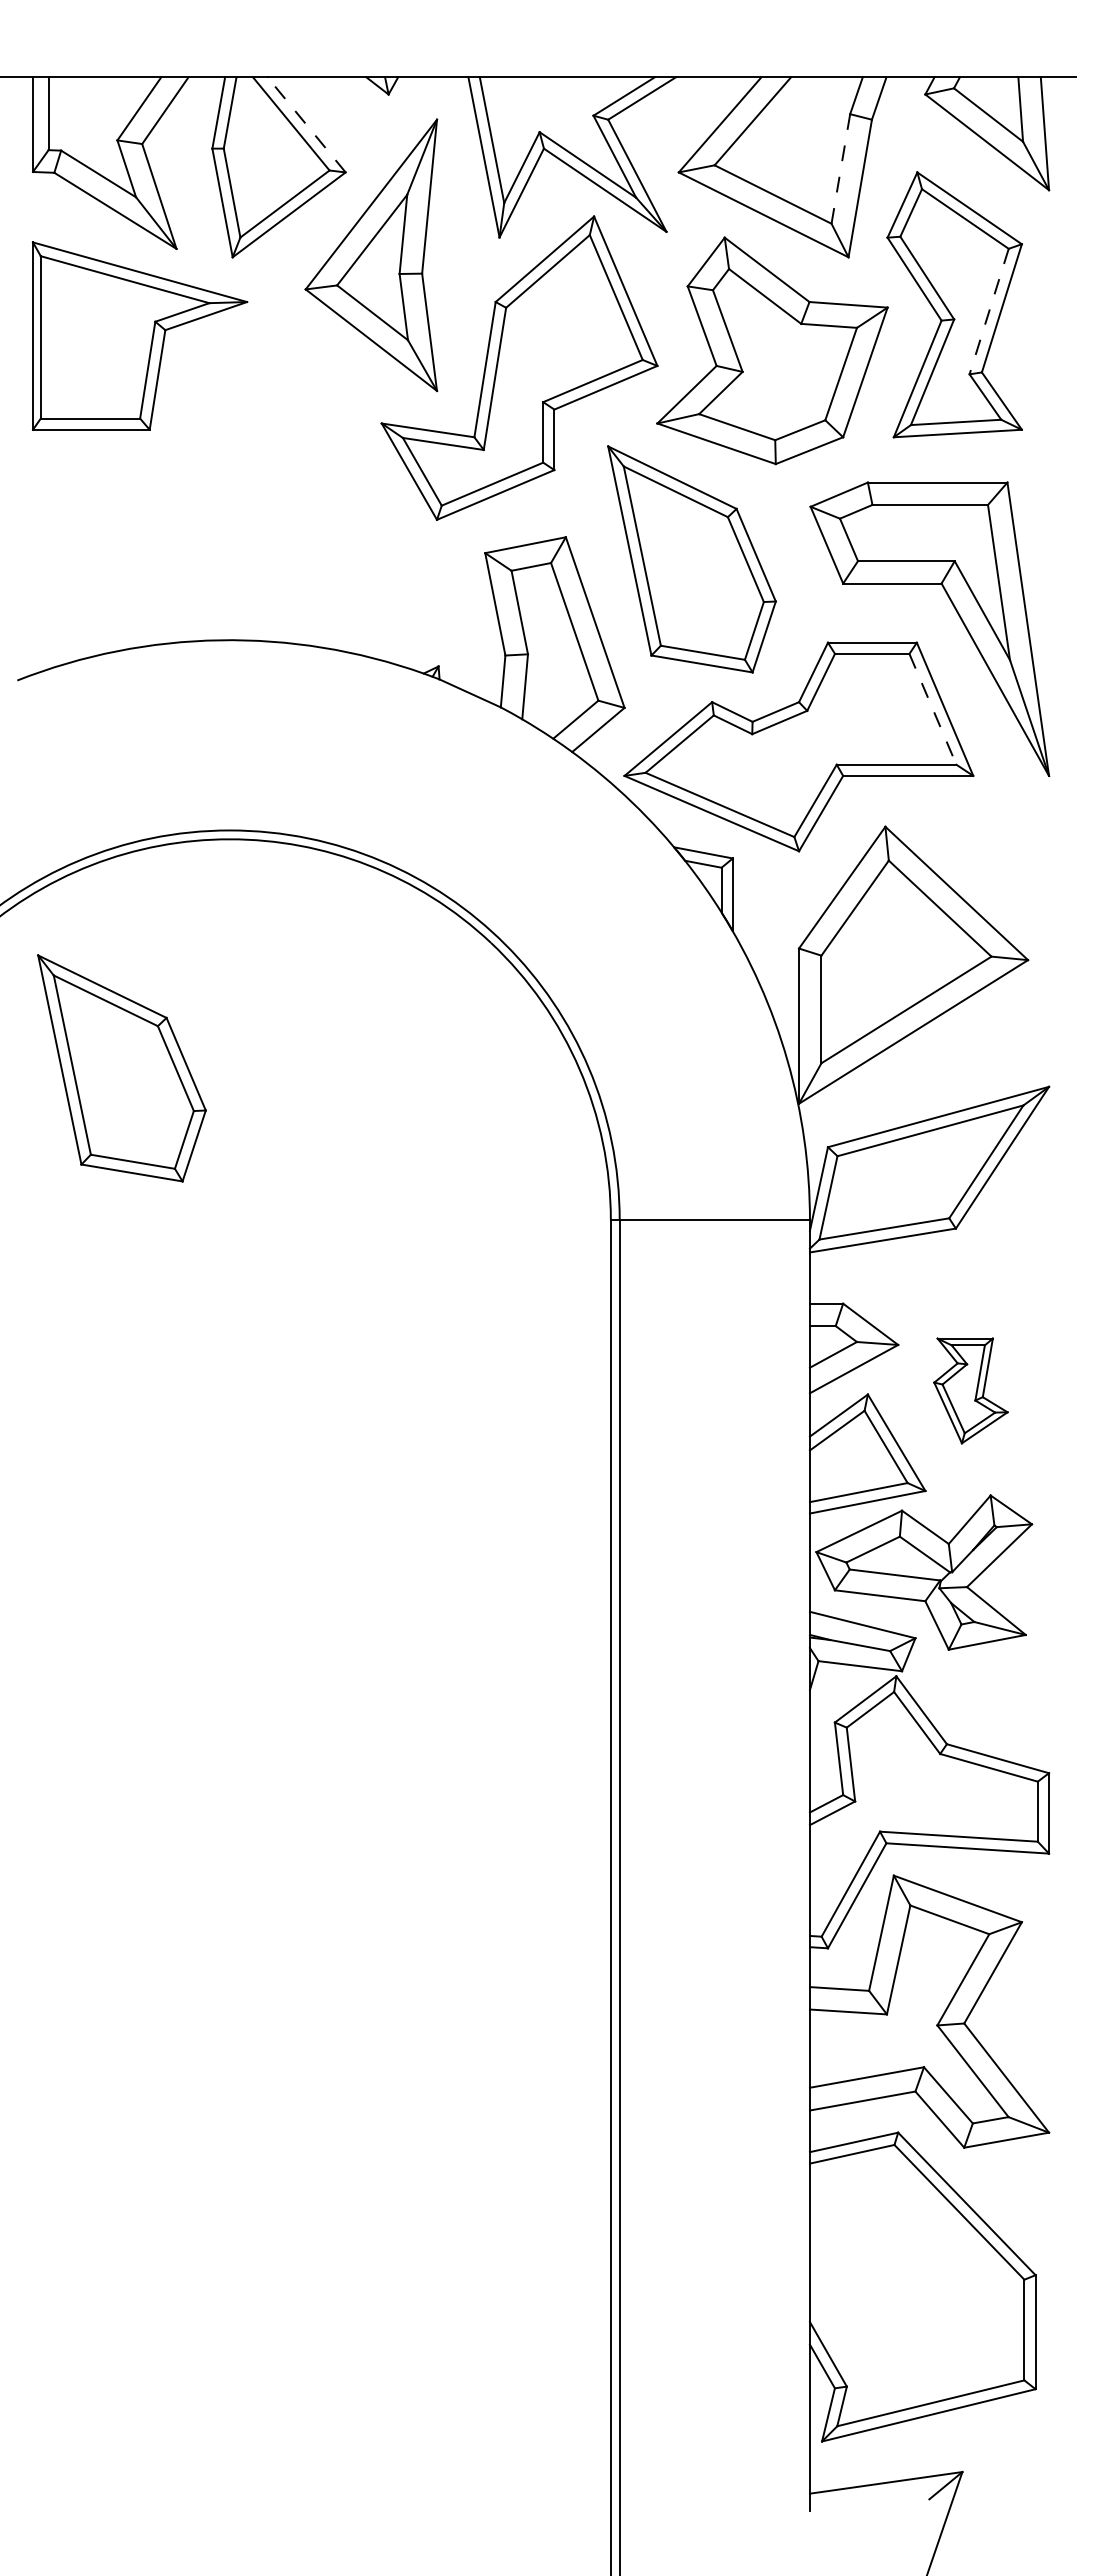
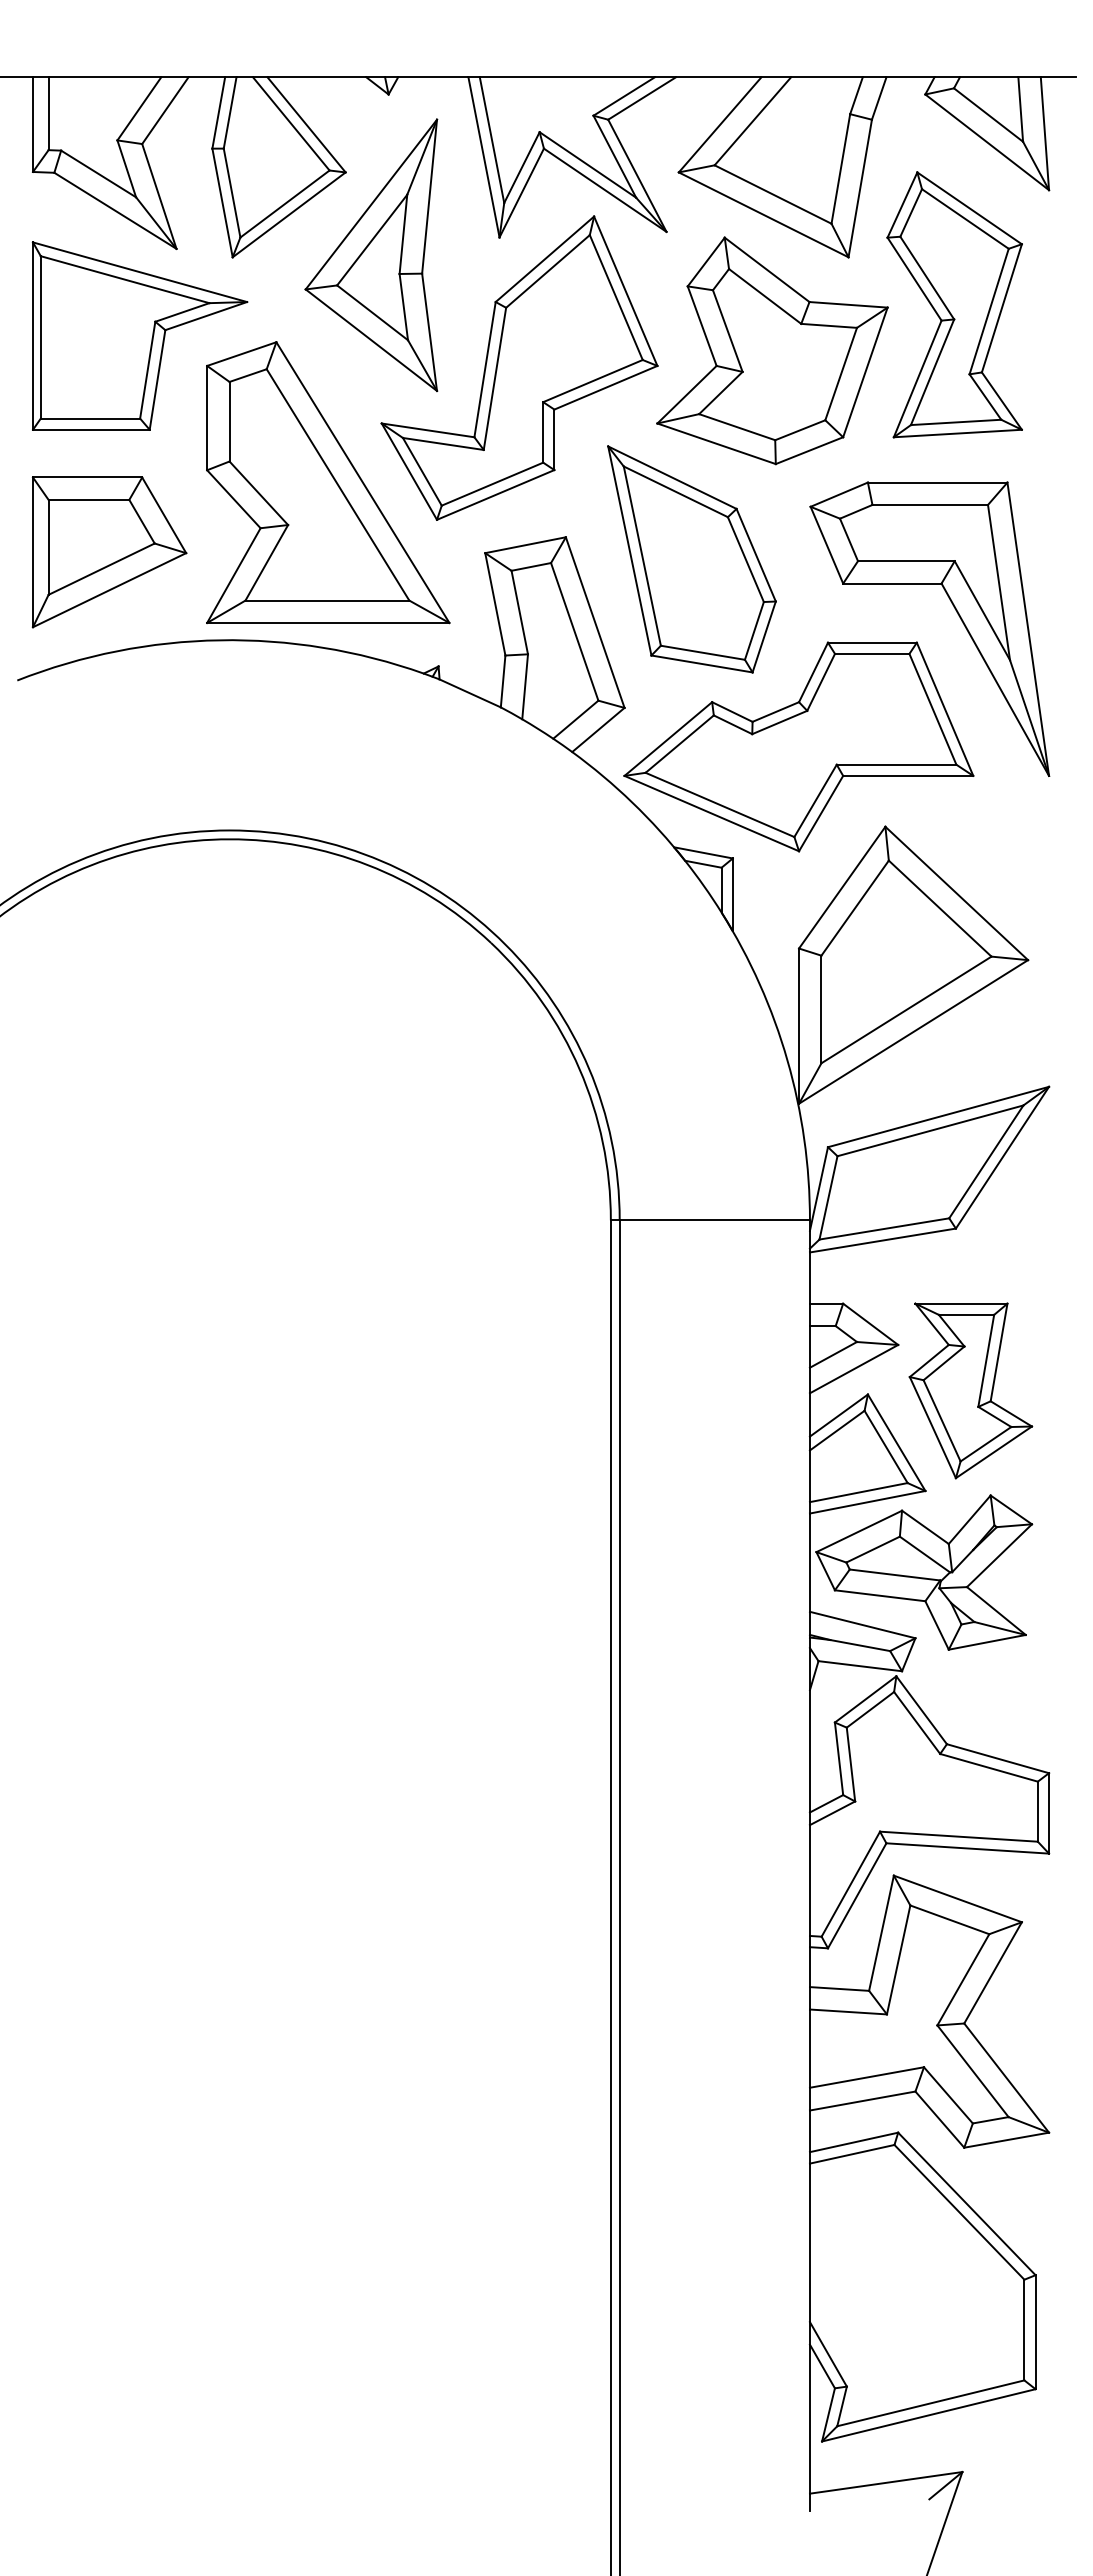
line: dashed -> solid (306, 124)
line: dashed -> solid (840, 168)
line: dashed -> solid (989, 311)
part: none -> present (328, 482)
part: none -> present (109, 552)
line: dashed -> solid (933, 709)
part: present -> none (121, 1068)
part size: 76x108 px -> 126x178 px (970, 1390)
